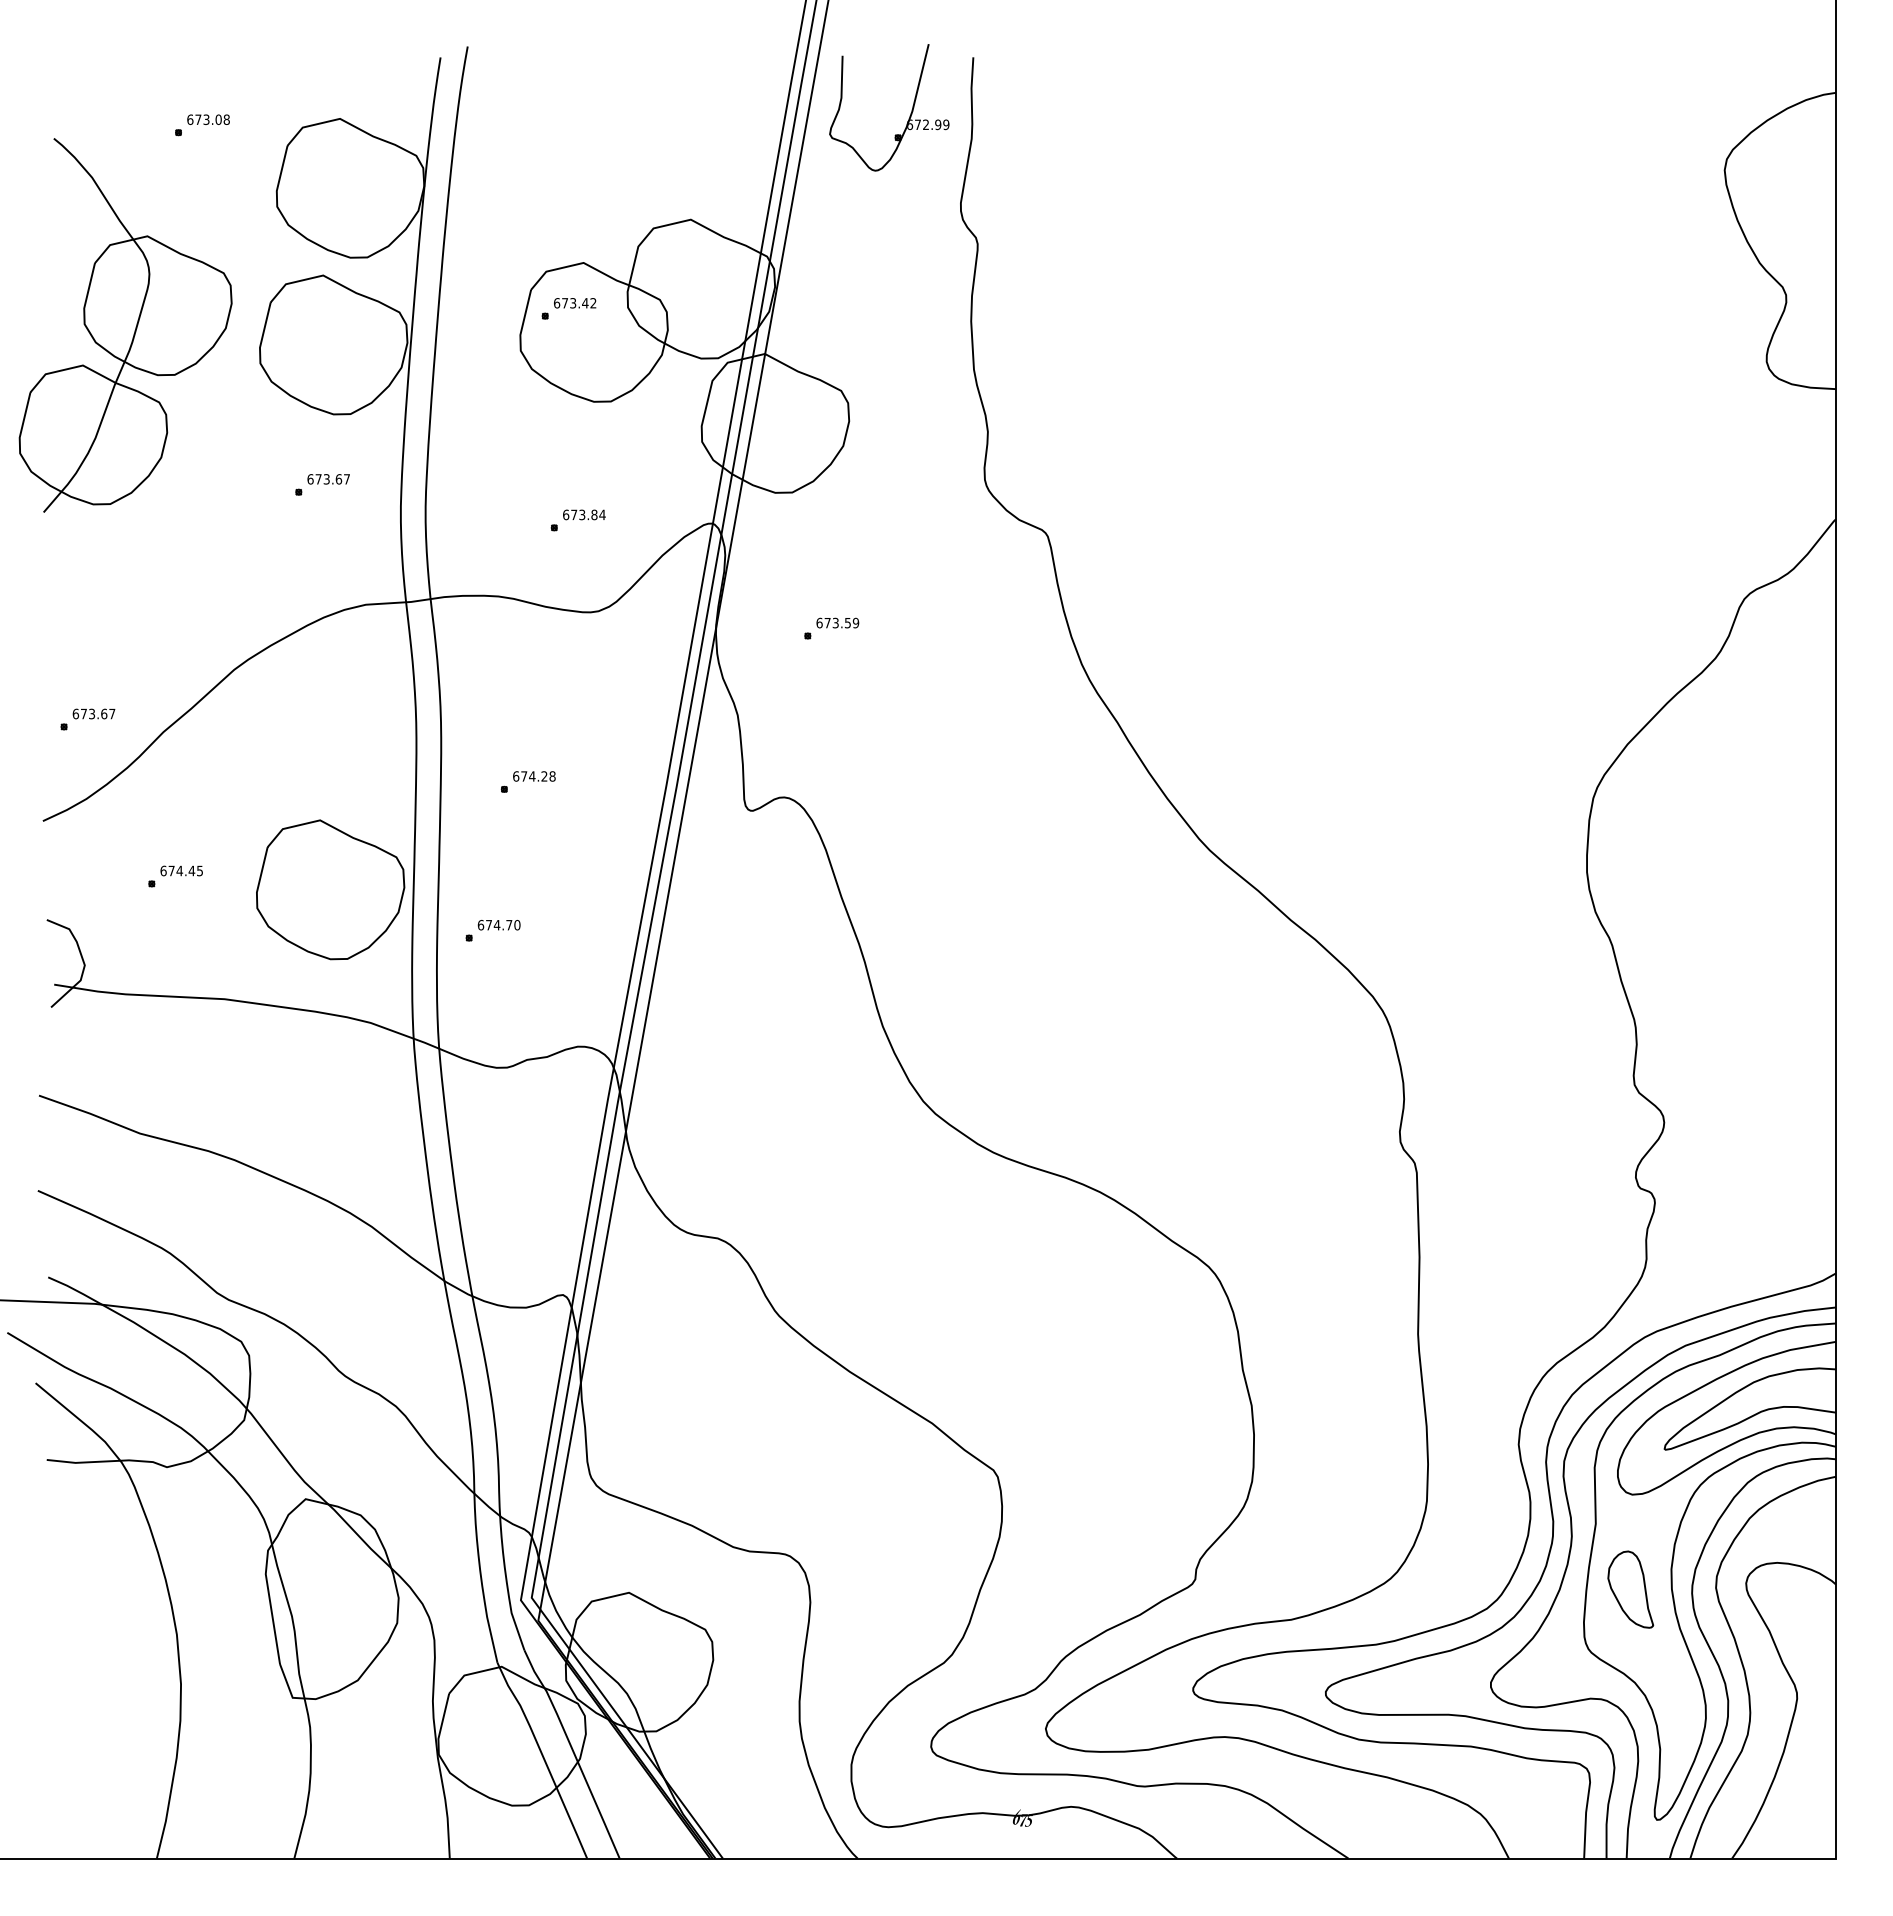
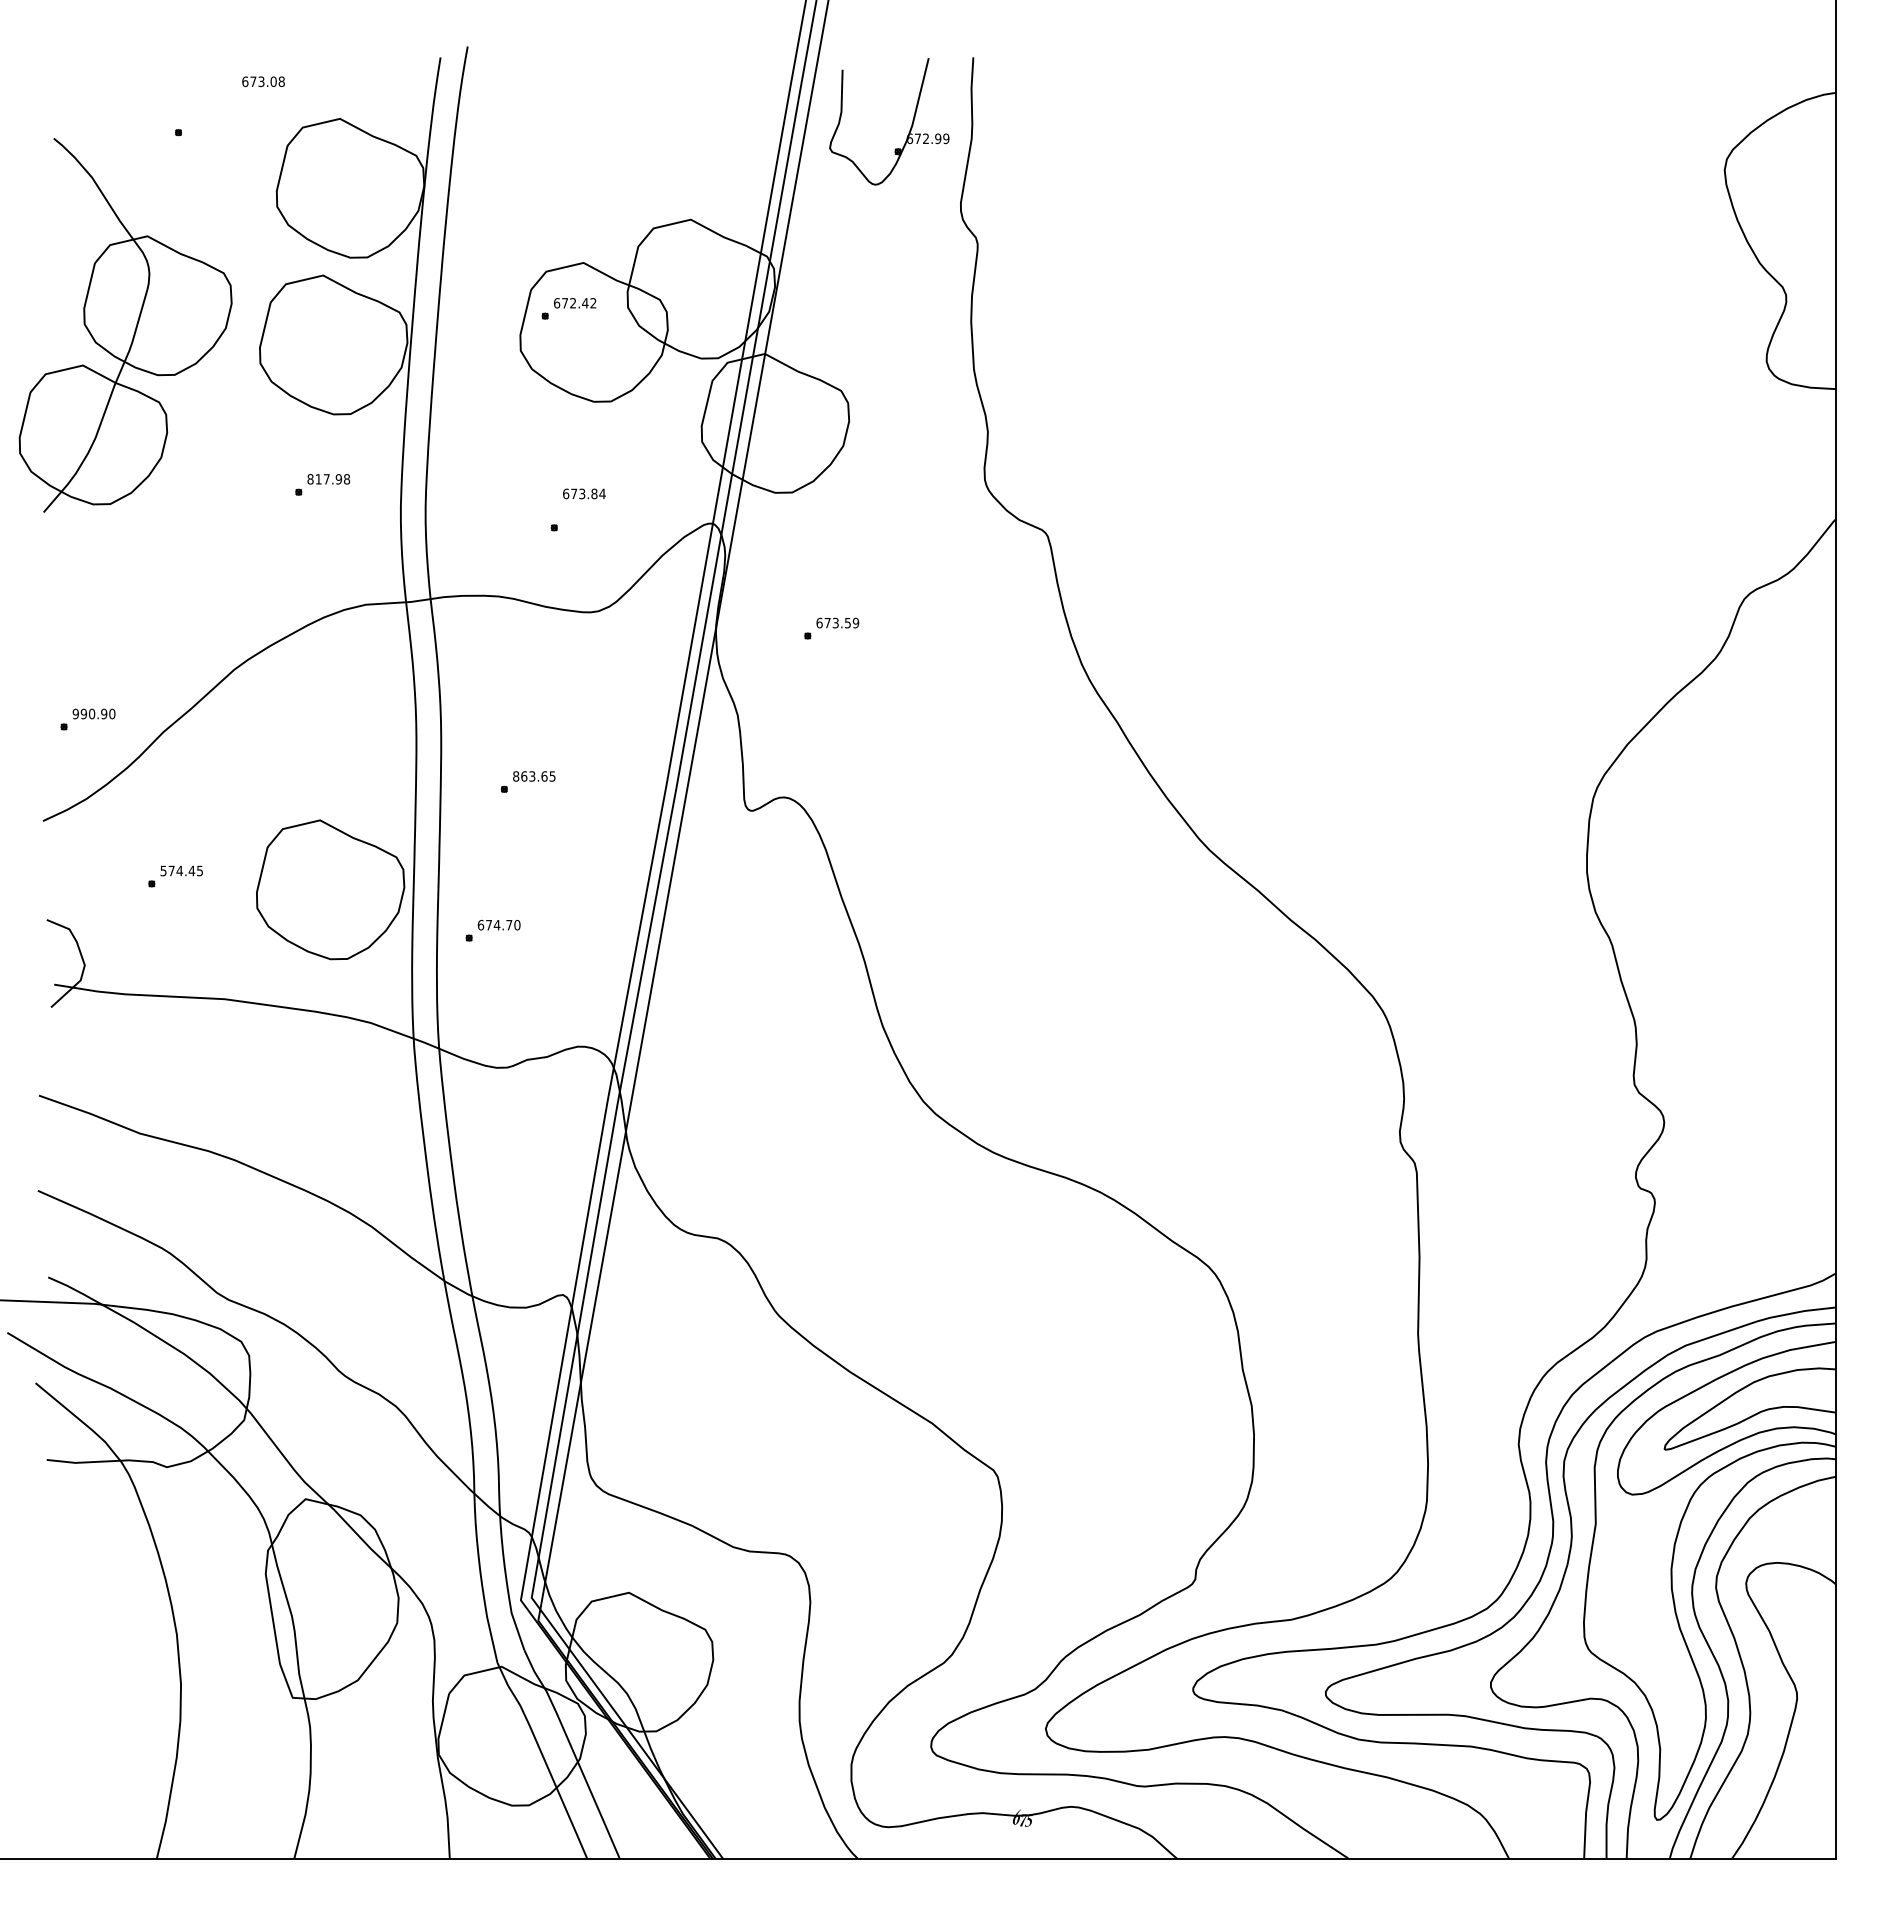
part position: (909, 115) -> (909, 129) (909, 129)
text position: (208, 119) -> (263, 81) (263, 81)
text: 673.42 -> 672.42 (573, 303)
text: 673.67 -> 817.98 (328, 479)
text position: (584, 514) -> (584, 493) (584, 493)
text: 673.67 -> 990.90 (93, 713)
text: 674.28 -> 863.65 (534, 776)
text: 674.45 -> 574.45 (163, 870)
part: present -> none (1630, 1589)
